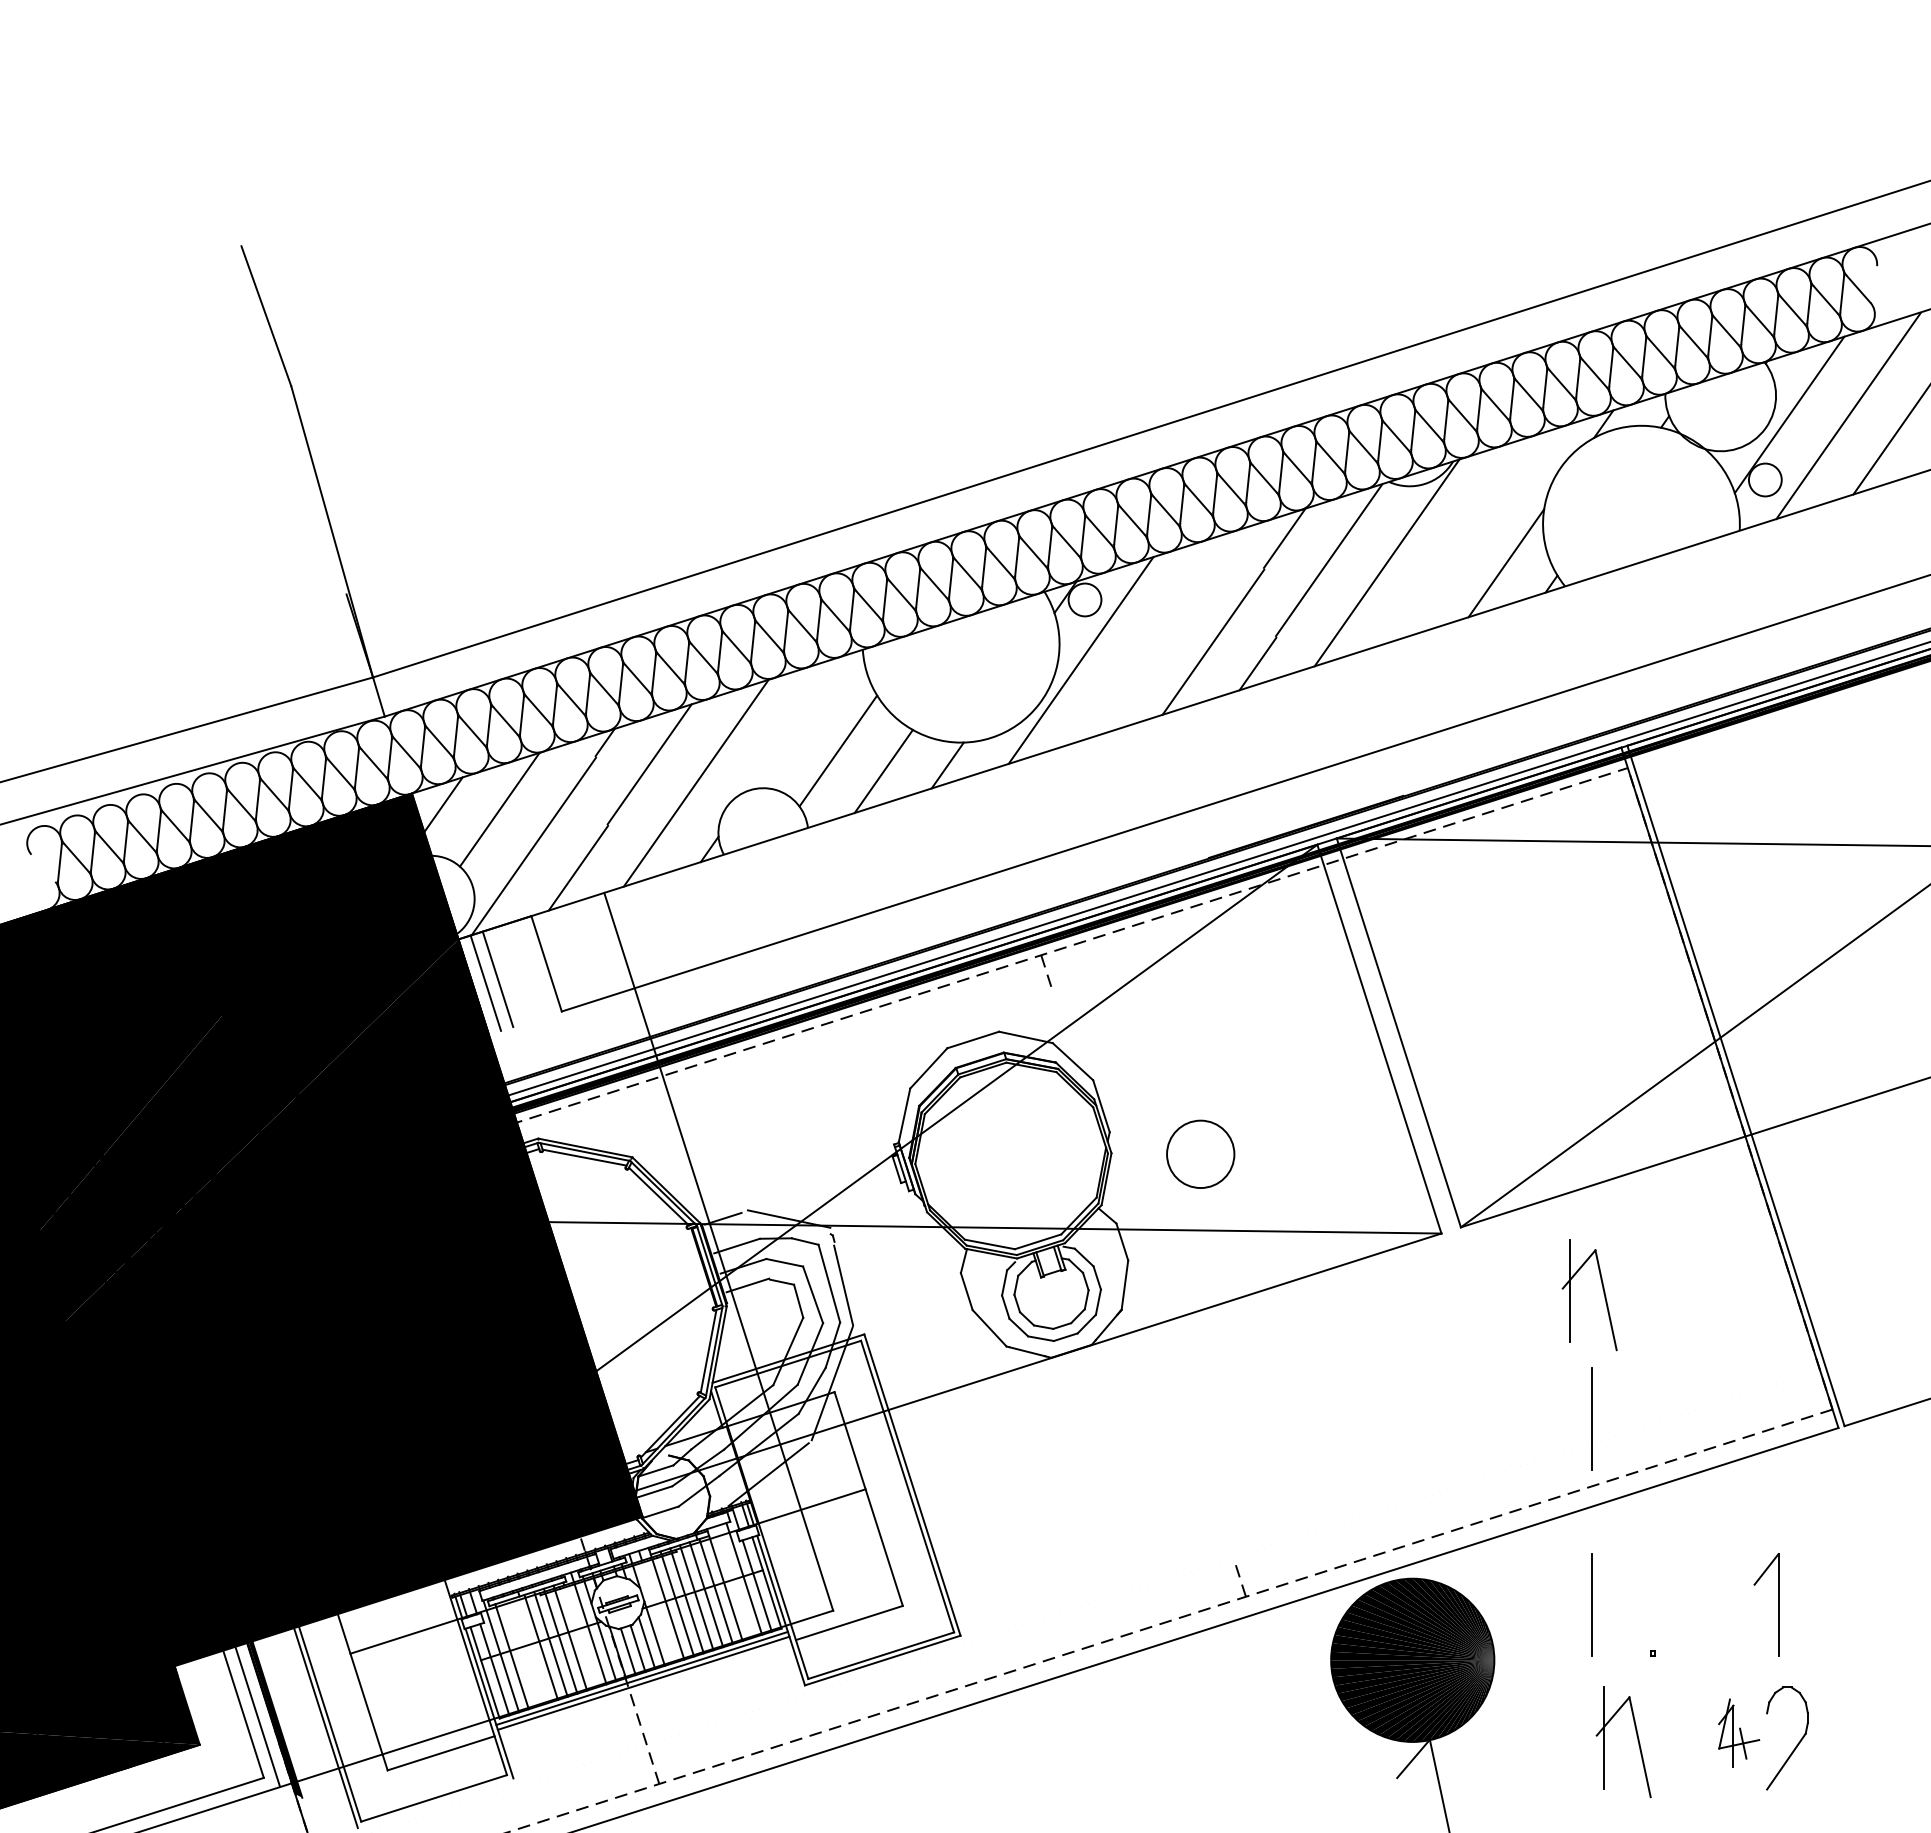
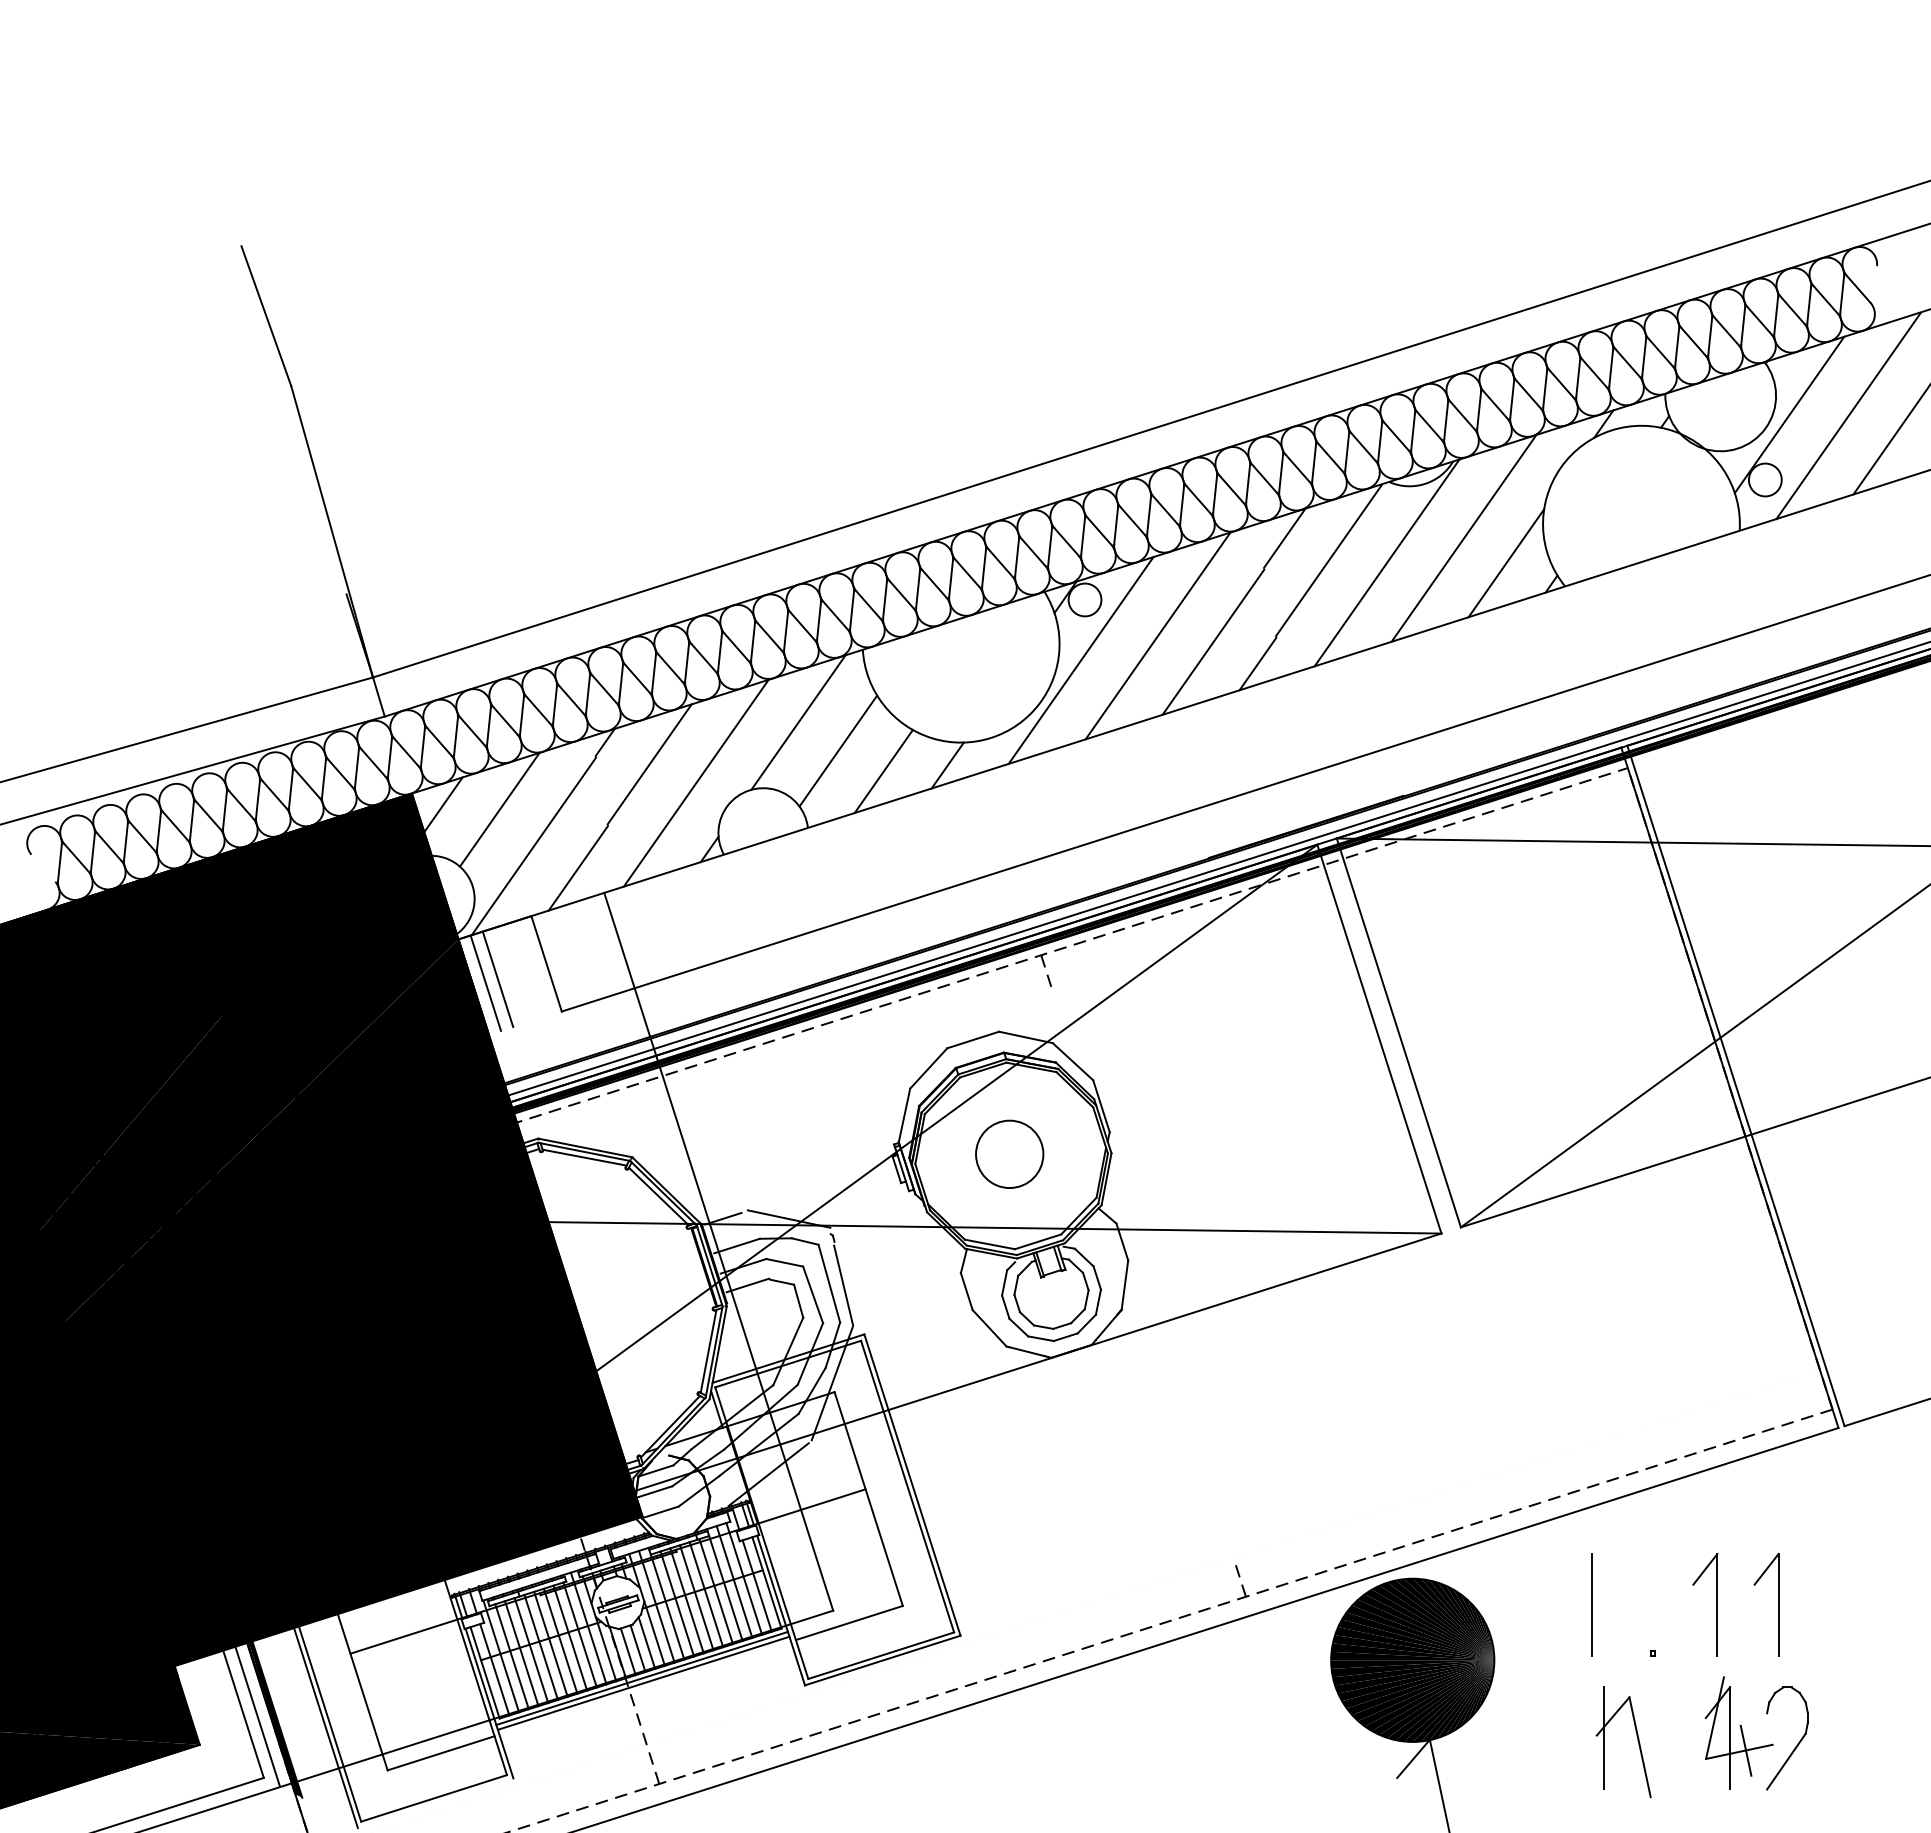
line: none -> present (1463, 537)
line: none -> present (1157, 635)
line: none -> present (798, 722)
circle position: (1200, 1153) -> (1009, 1153) (1009, 1153)
part: present -> none (1603, 1293)
line: present -> none (1591, 1418)
line: none -> present (734, 1581)
part: none -> present (1716, 1604)
line: none -> present (658, 1612)
line: none -> present (580, 1637)
line: none -> present (531, 1650)
line: none -> present (521, 1653)
part size: 43x70 px -> 70x114 px (1738, 1732)
